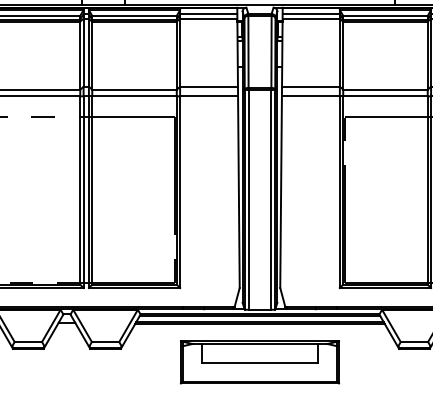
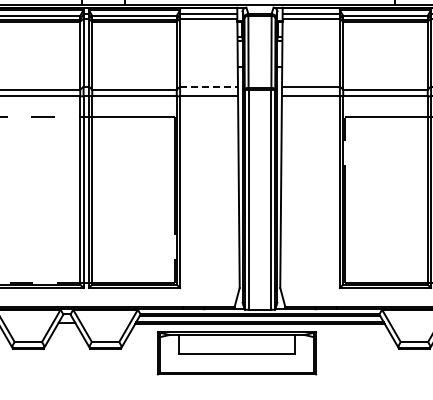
line: solid -> dashed (209, 86)
part position: (259, 362) -> (236, 353) (236, 353)
